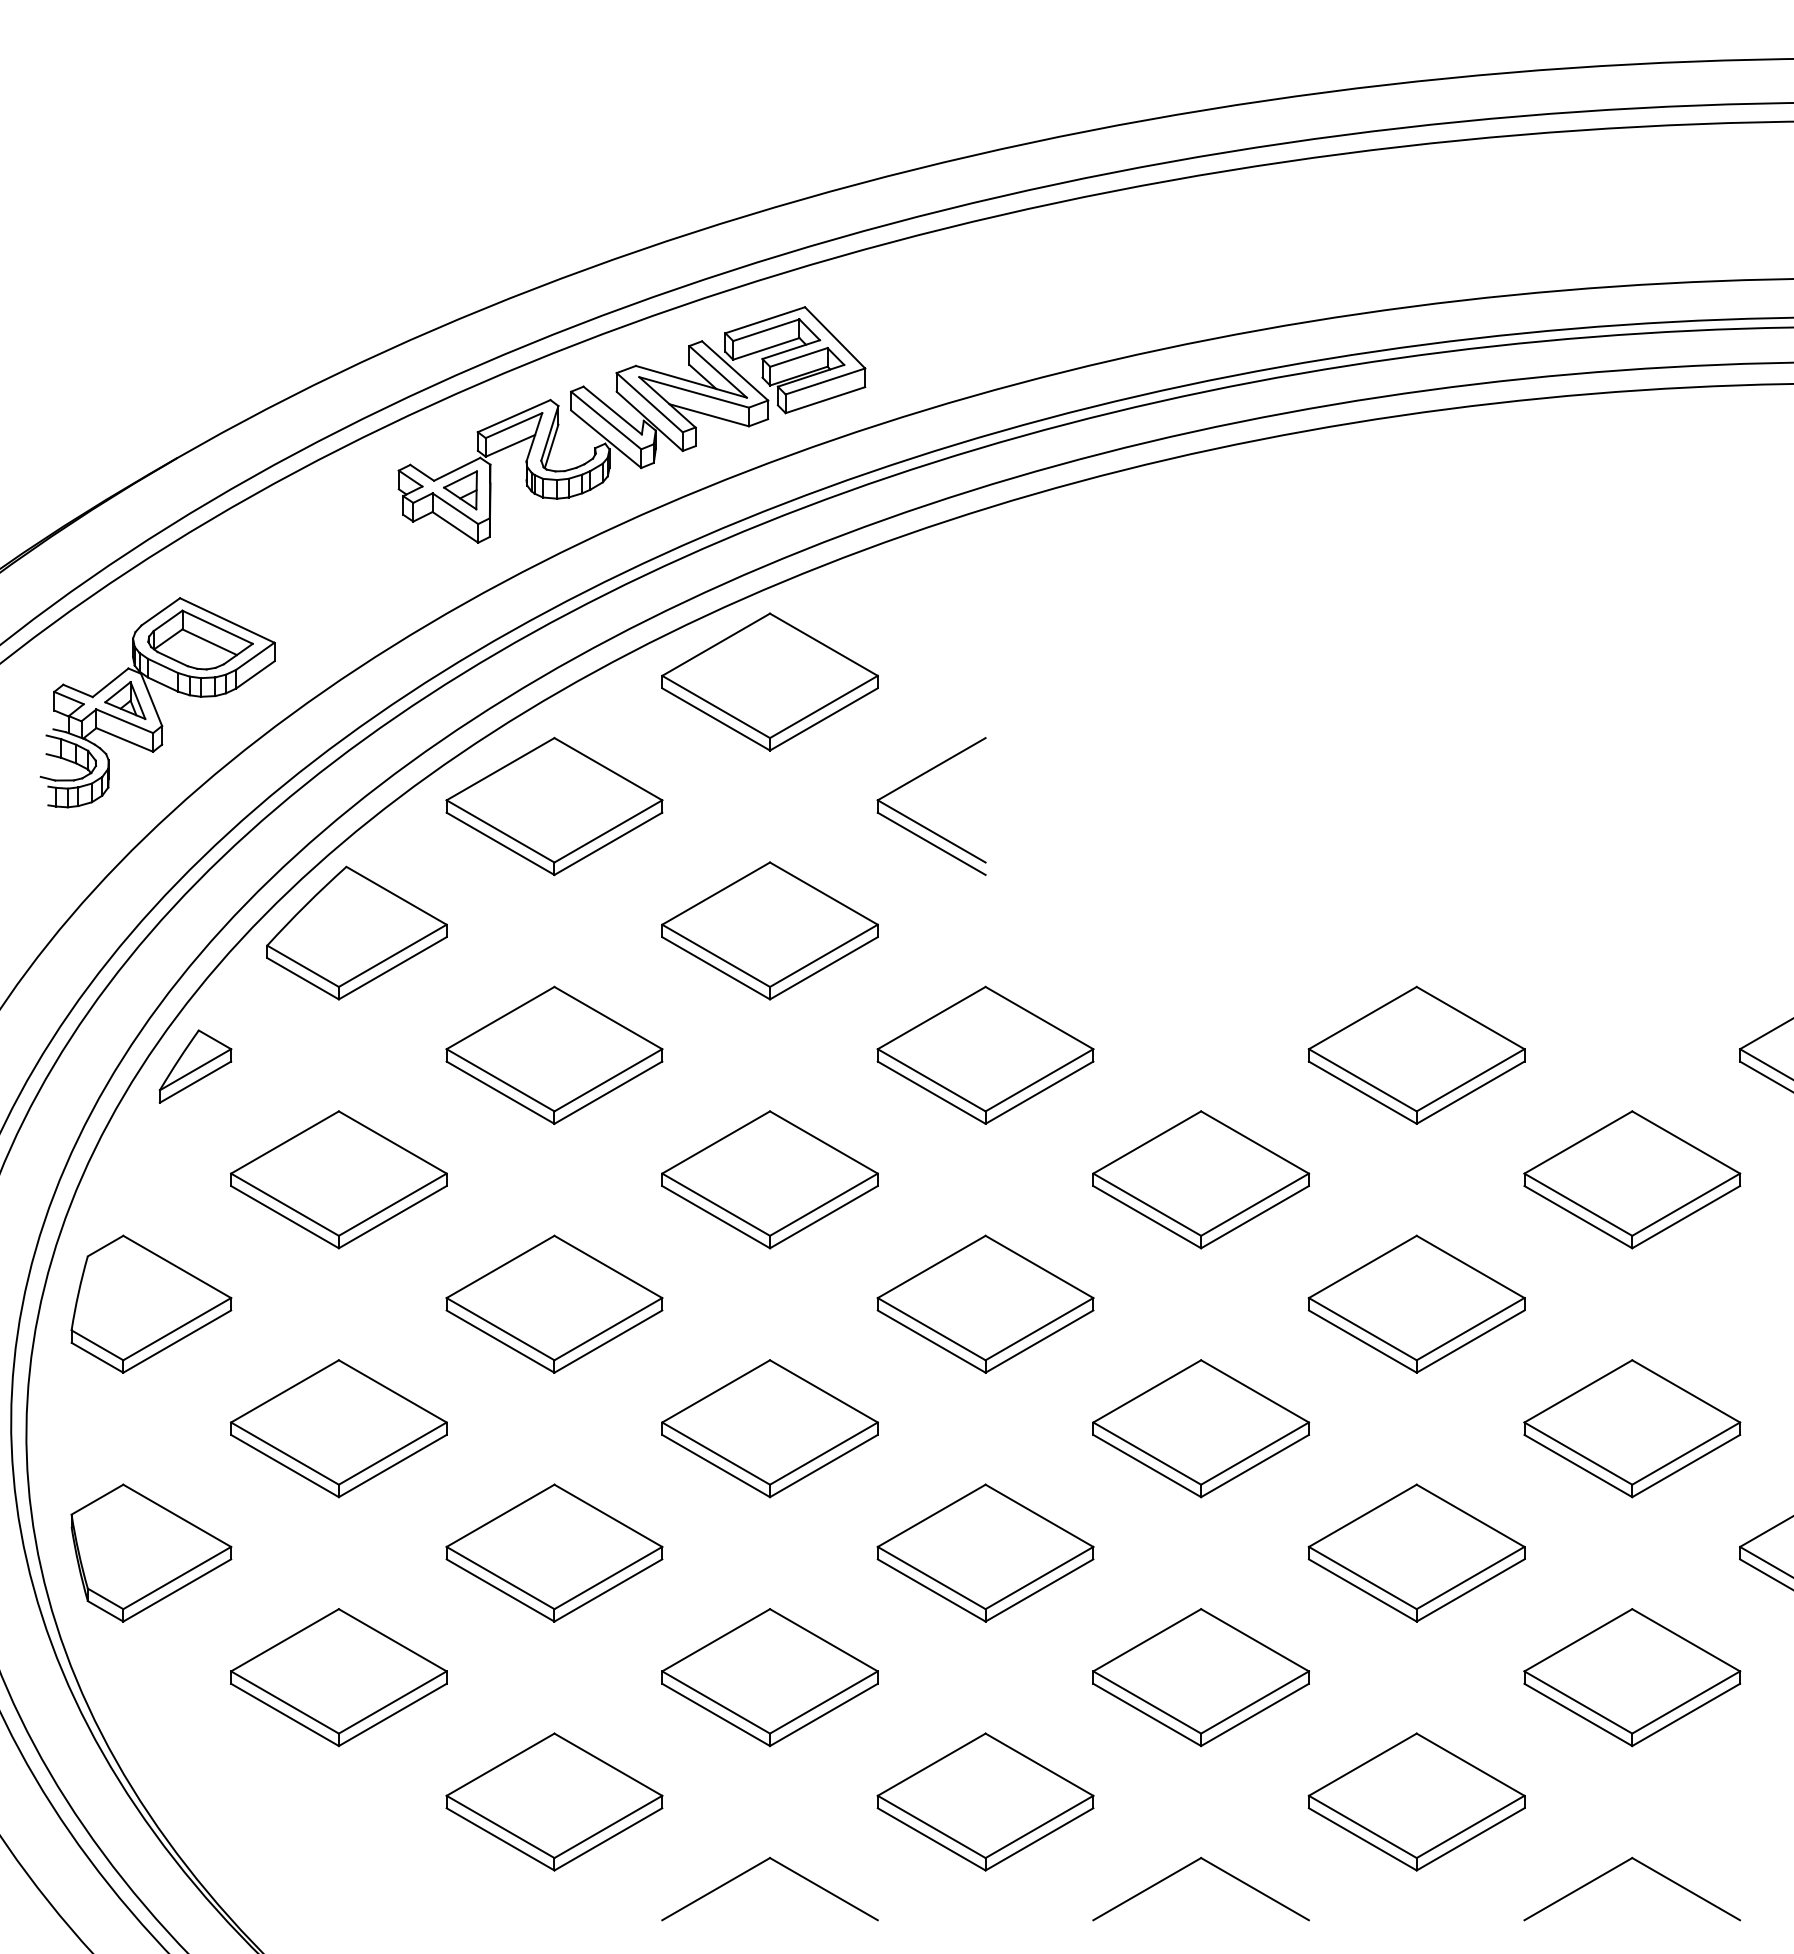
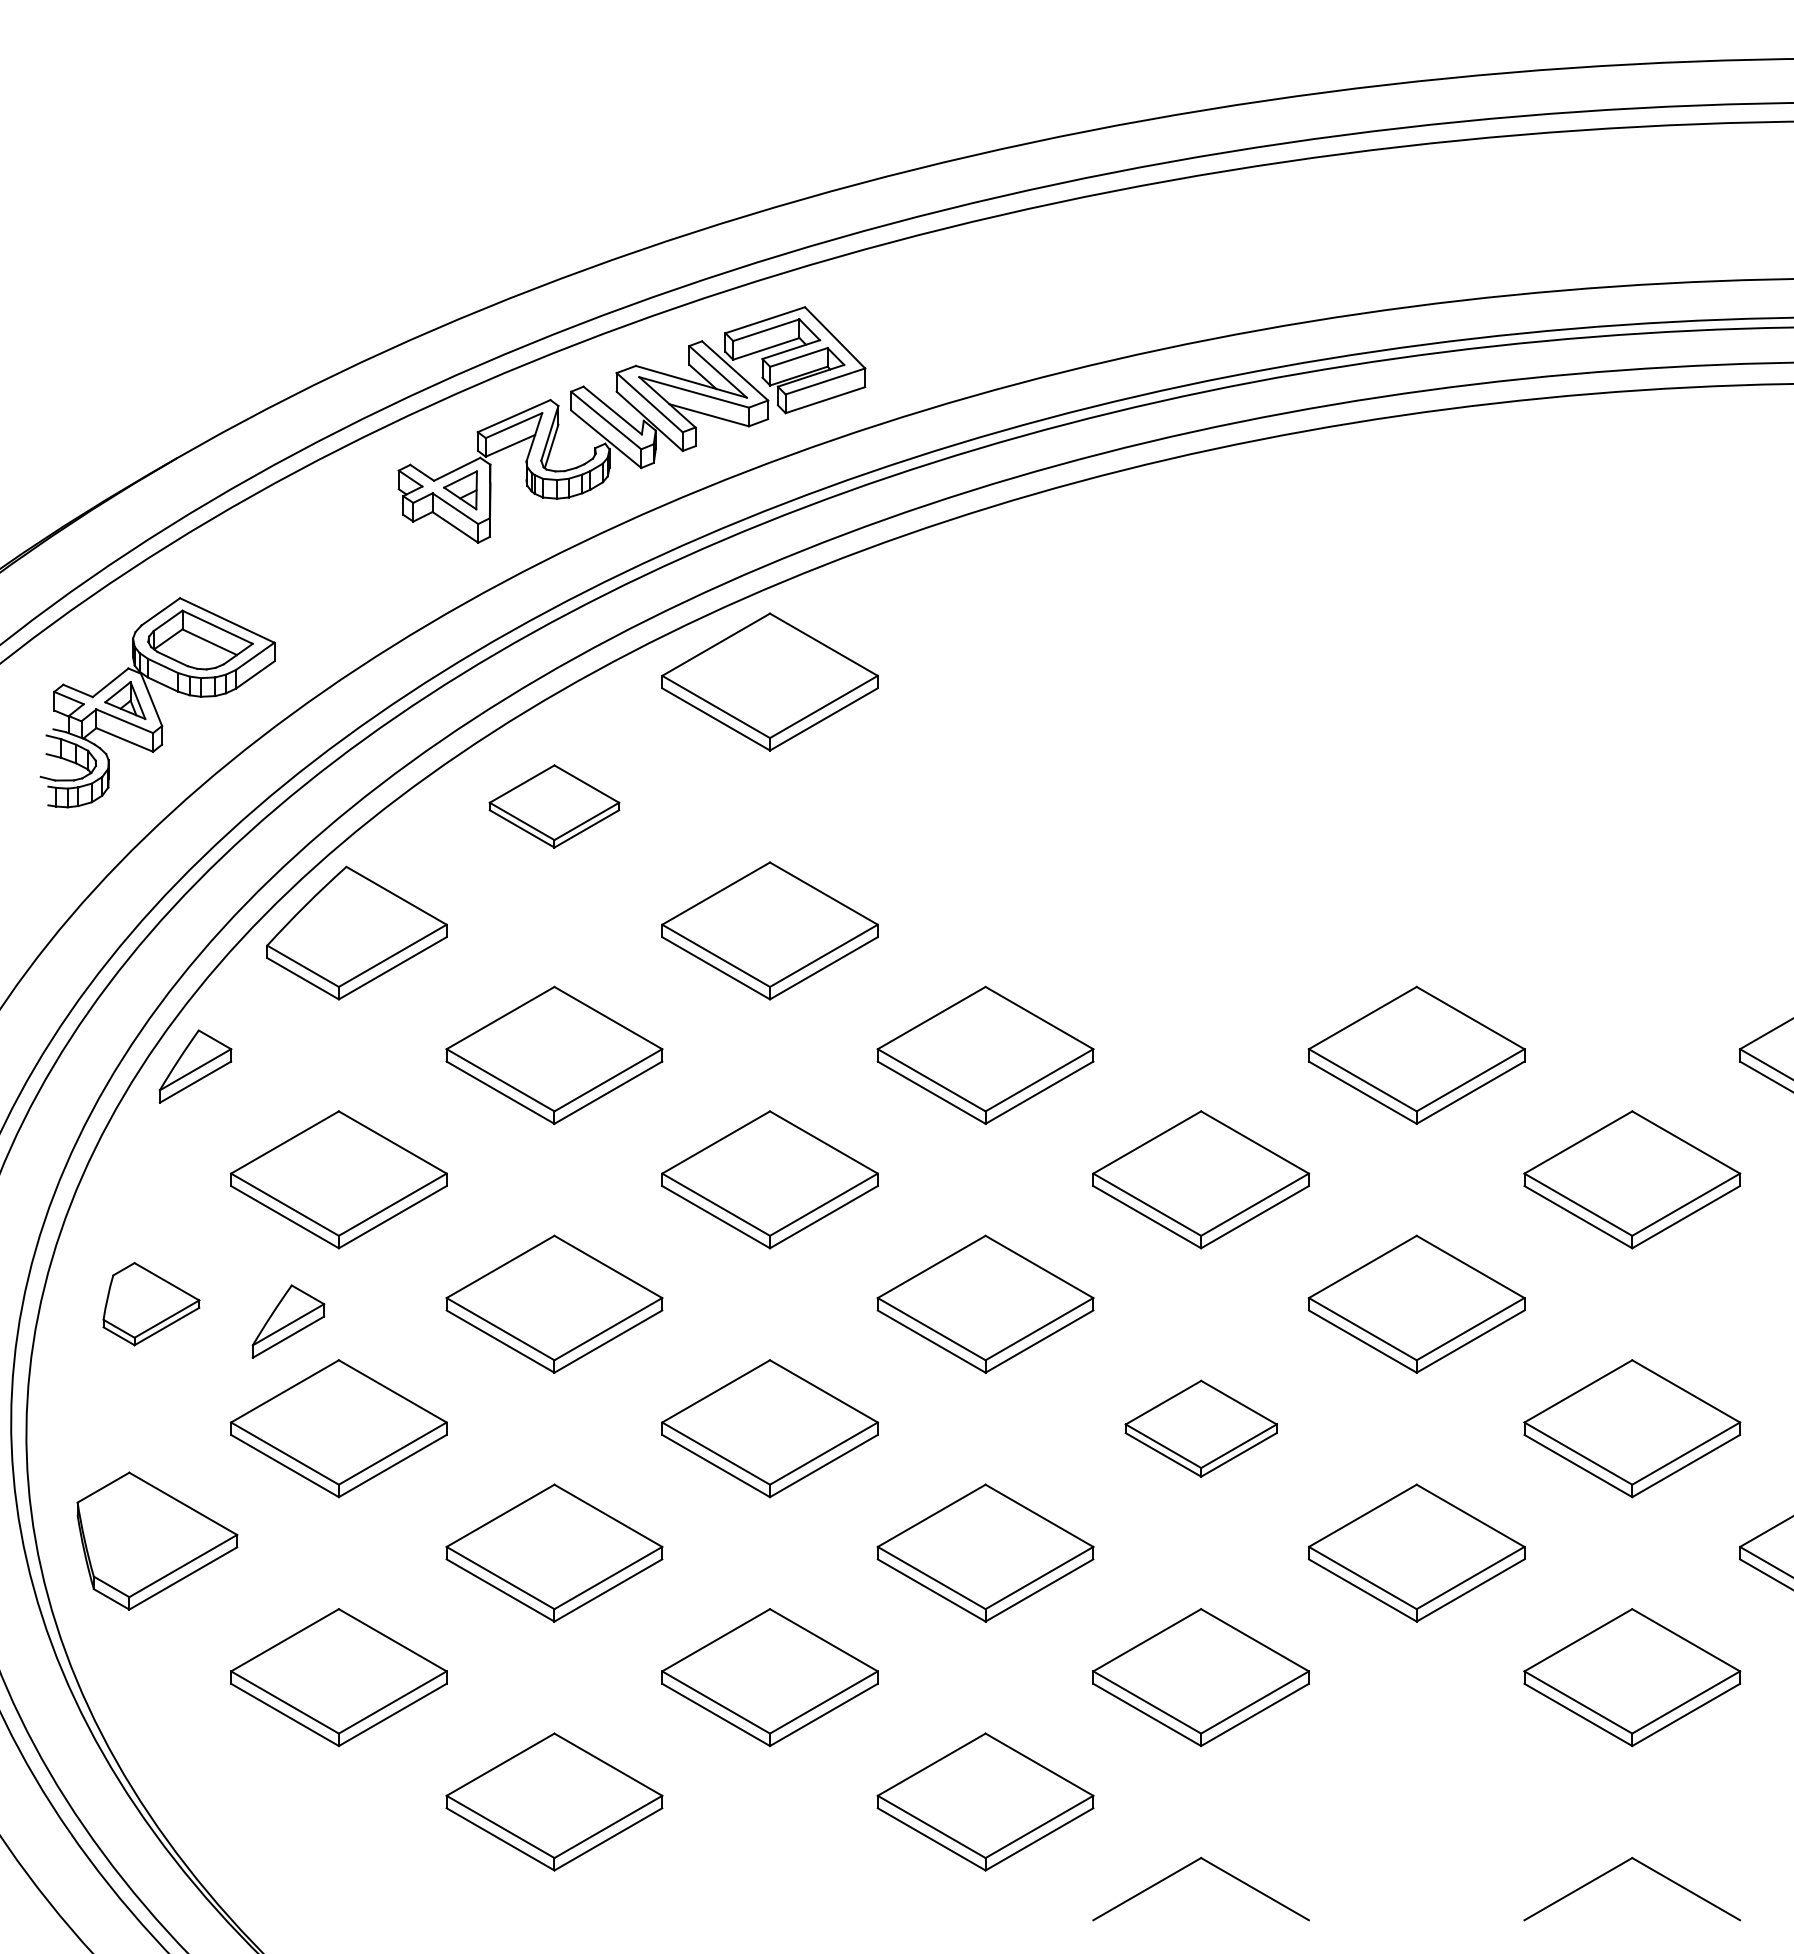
part size: 219x141 px -> 133x85 px (554, 806)
part: present -> none (920, 823)
part size: 163x140 px -> 99x85 px (151, 1304)
part: none -> present (288, 1321)
part size: 219x140 px -> 154x99 px (1200, 1428)
part position: (151, 1552) -> (157, 1540) (157, 1540)
part: present -> none (1416, 1801)
part: present -> none (754, 1868)
